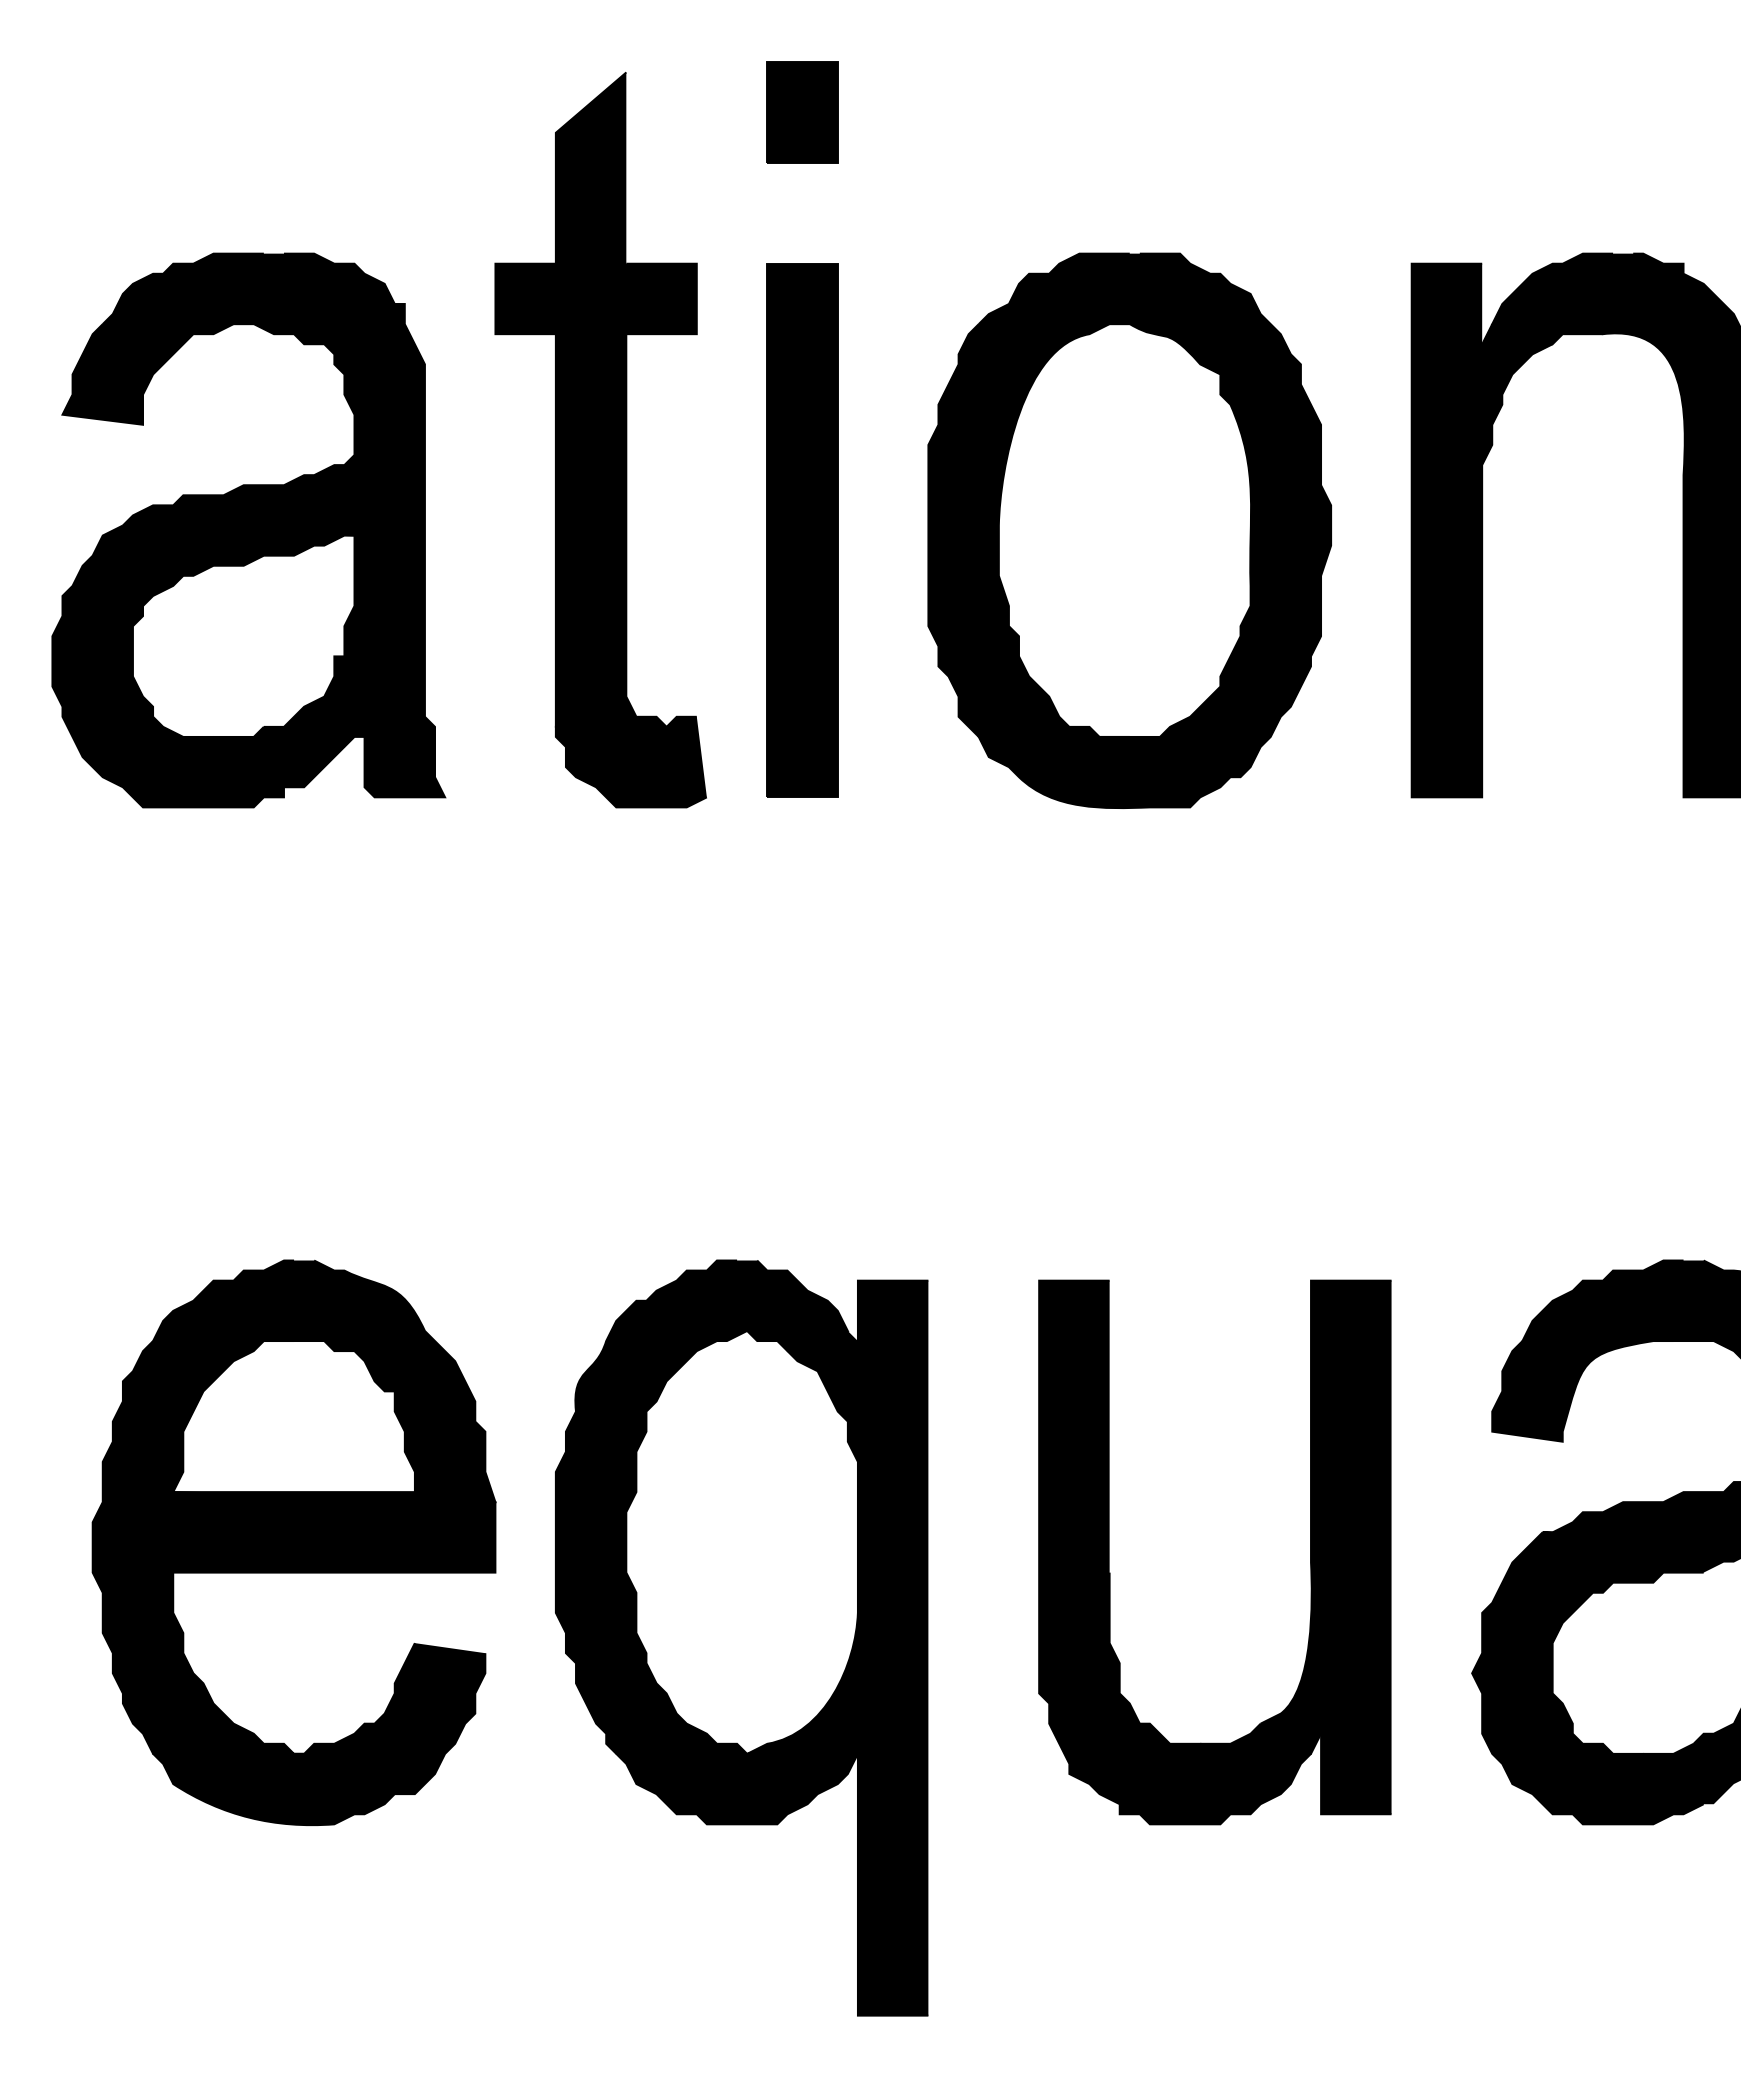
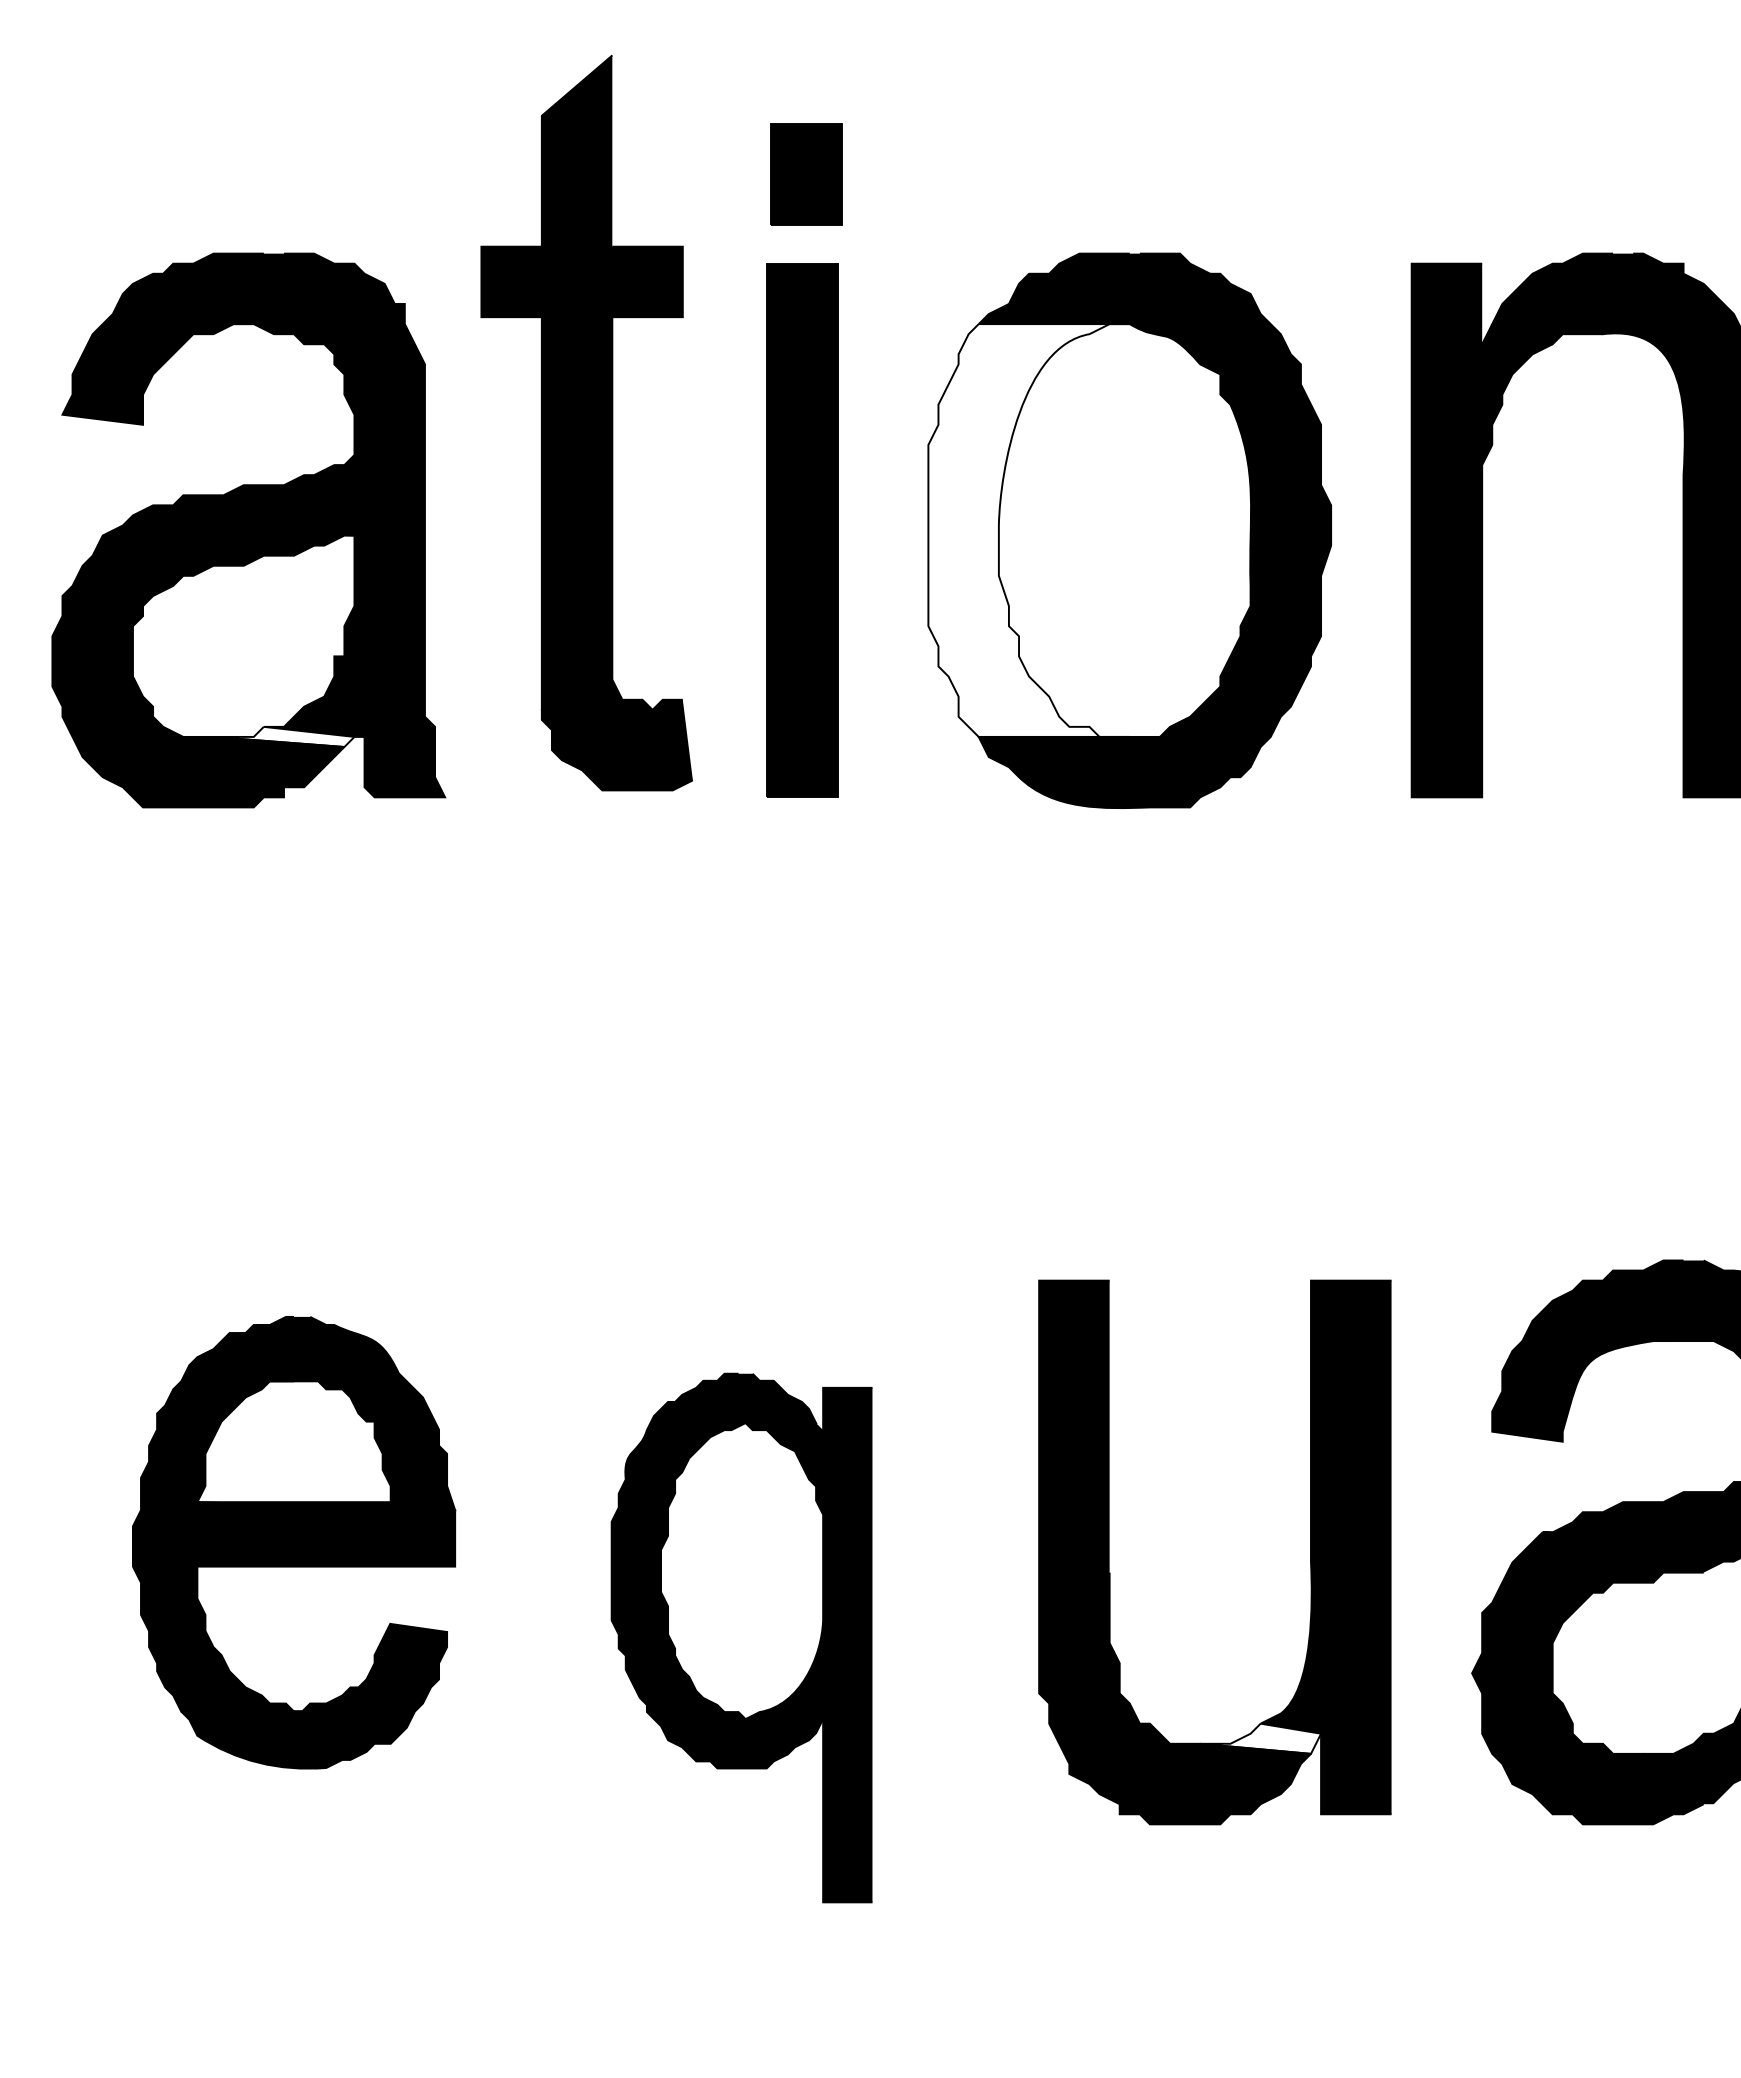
part position: (802, 112) -> (806, 174) (806, 174)
part position: (600, 440) -> (586, 423) (586, 423)
fill: present -> none (1028, 530)
fill: present -> none (283, 736)
part size: 406x567 px -> 325x454 px (294, 1542)
part size: 374x758 px -> 263x532 px (741, 1637)
fill: present -> none (1260, 1738)
